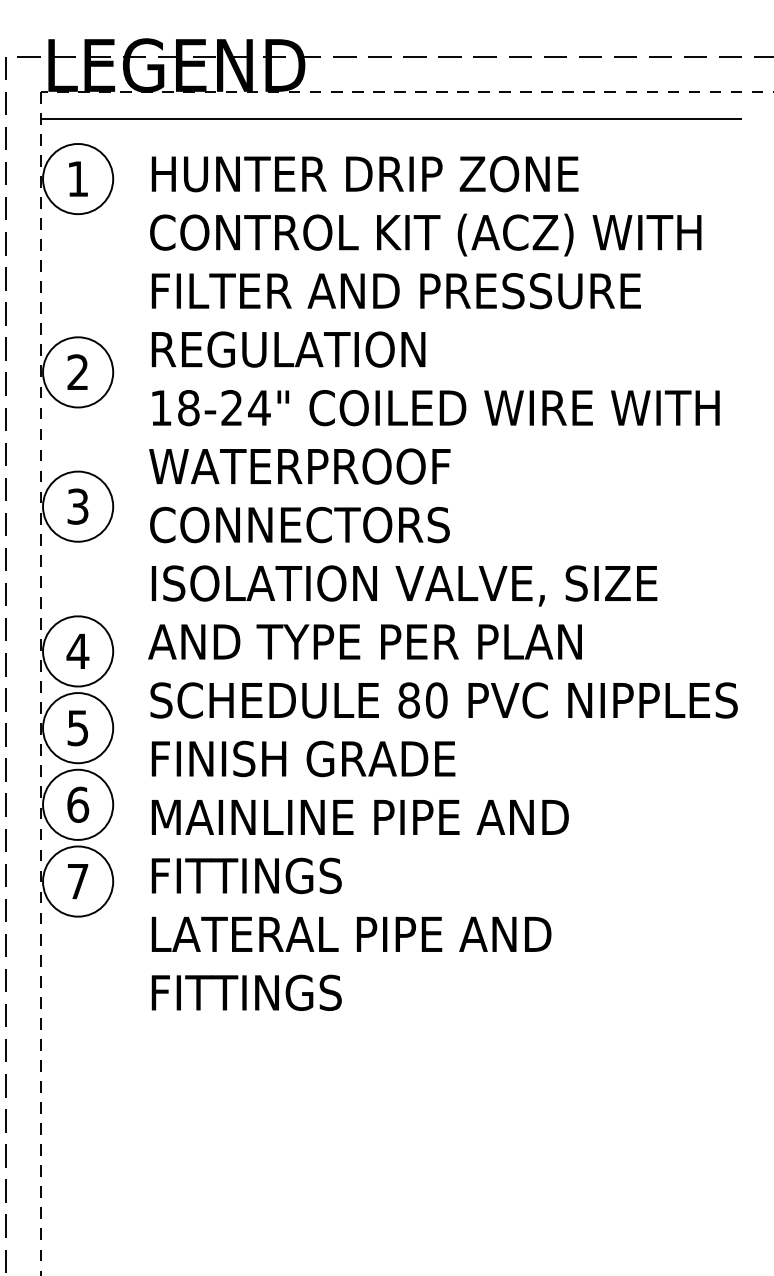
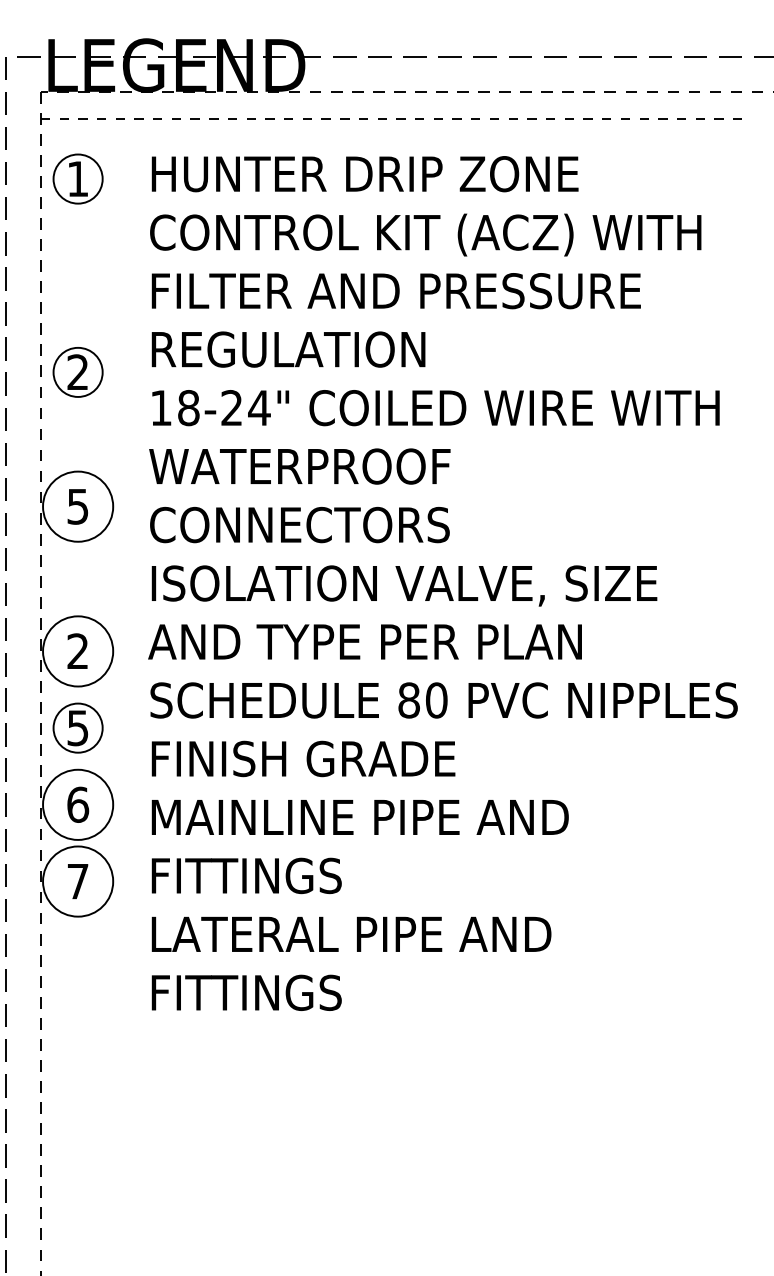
line: solid -> dashed (391, 119)
circle diameter: 70 px -> 49 px (77, 178)
circle diameter: 70 px -> 49 px (77, 371)
text: 3 -> 5 (78, 506)
text: 4 -> 2 (77, 650)
circle diameter: 70 px -> 49 px (77, 727)
